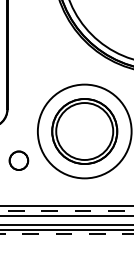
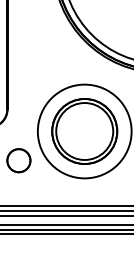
circle size: 22x21 px -> 26x26 px (18, 160)
line: dashed -> solid (67, 210)
line: dashed -> solid (67, 234)
